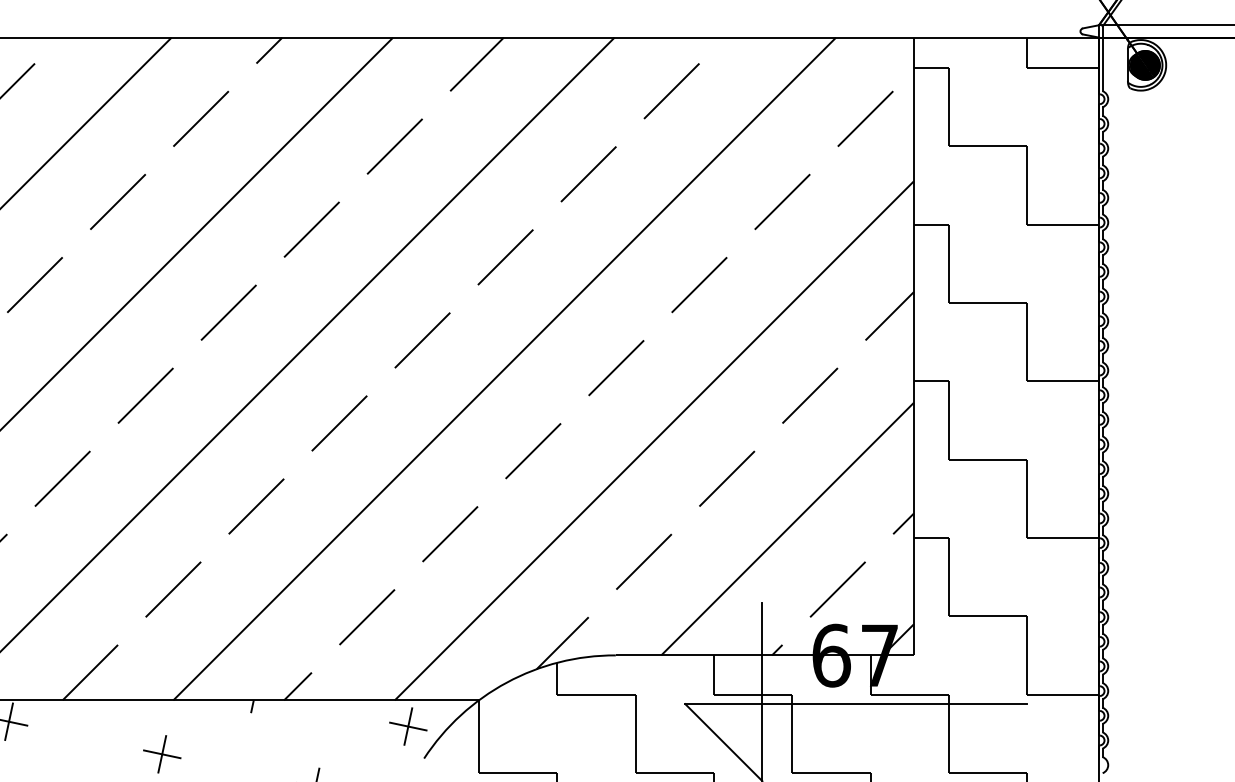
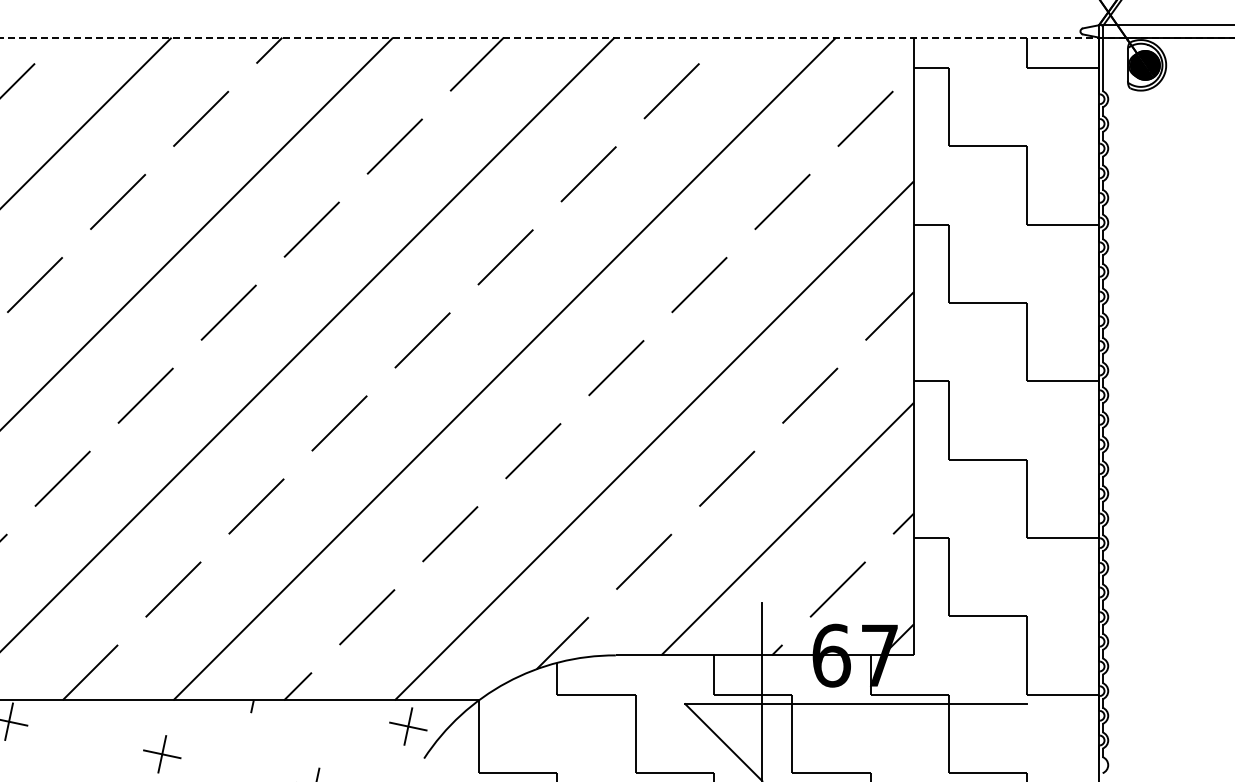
line: solid -> dashed (616, 37)
